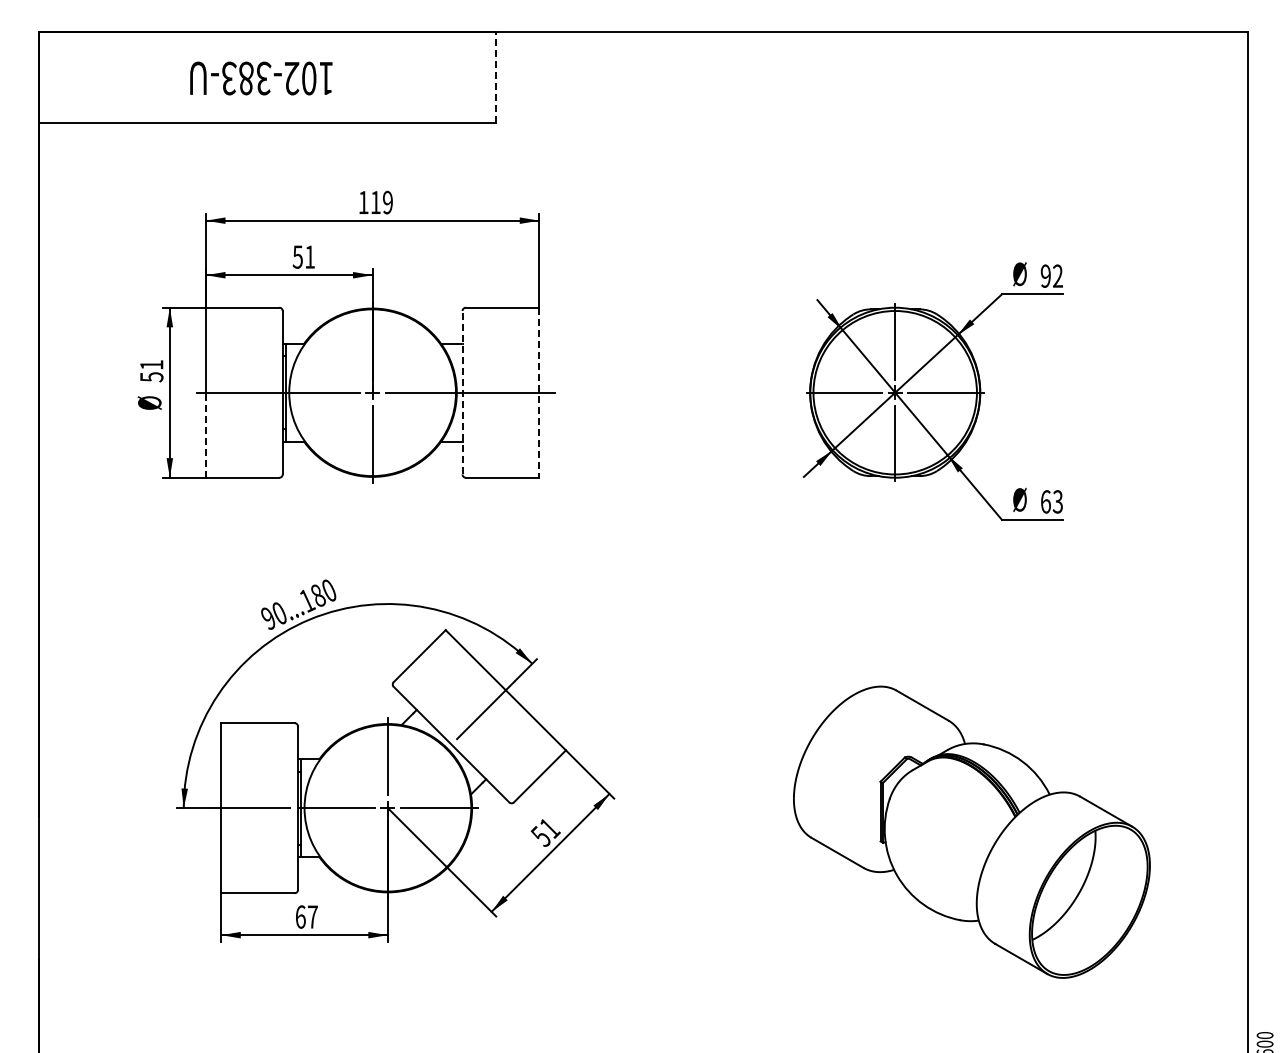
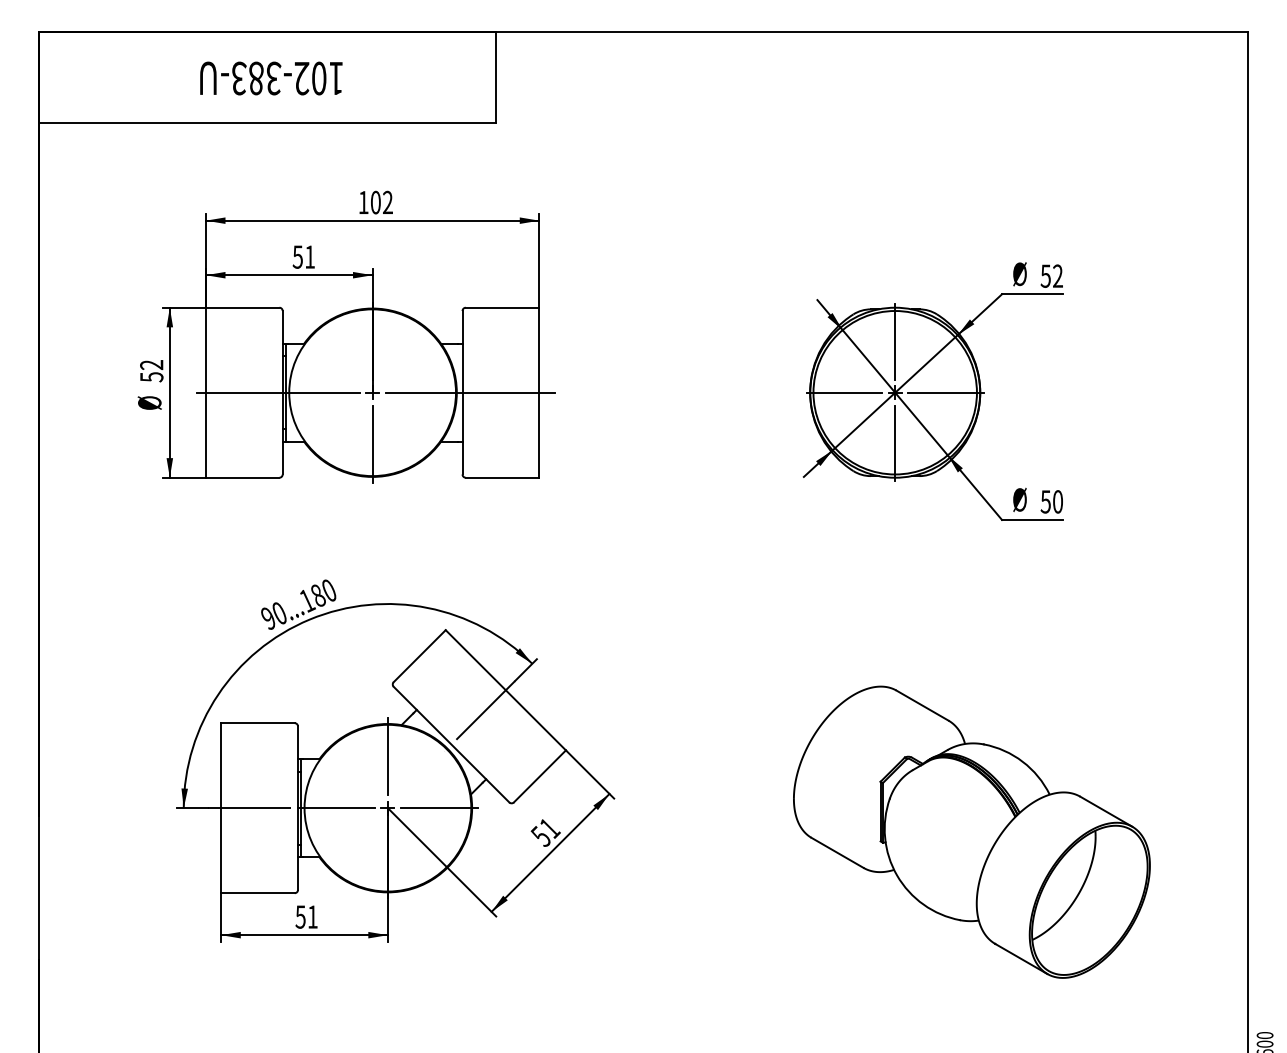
line: dashed -> solid (496, 77)
text position: (261, 78) -> (271, 78) (271, 78)
text: 119 -> 102 (381, 202)
text: 92 -> 52 (1045, 275)
text: 51 -> 52 (151, 365)
line: dashed -> solid (462, 392)
line: dashed -> solid (539, 393)
line: dashed -> solid (205, 435)
text: 63 -> 50 (1051, 501)
text: 67 -> 51 (306, 916)
